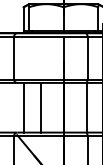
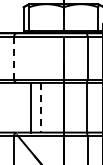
line: solid -> dashed (14, 58)
line position: (24, 107) -> (31, 107) (31, 107)
line: solid -> dashed (40, 107)
